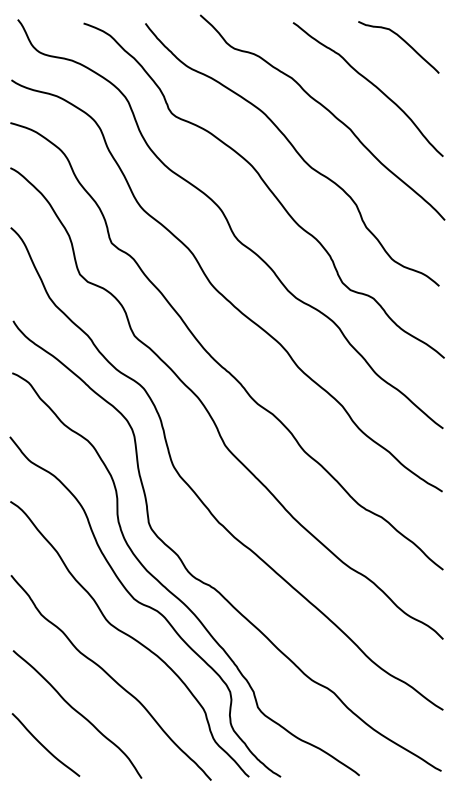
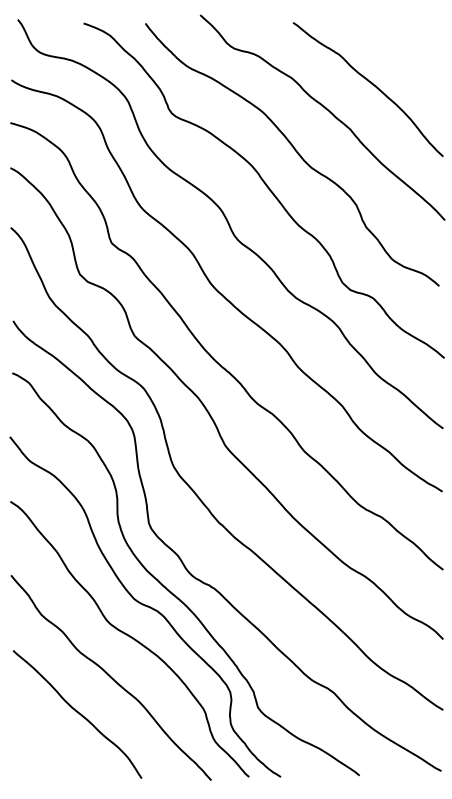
curve: present -> none (403, 41)
curve: present -> none (43, 745)
